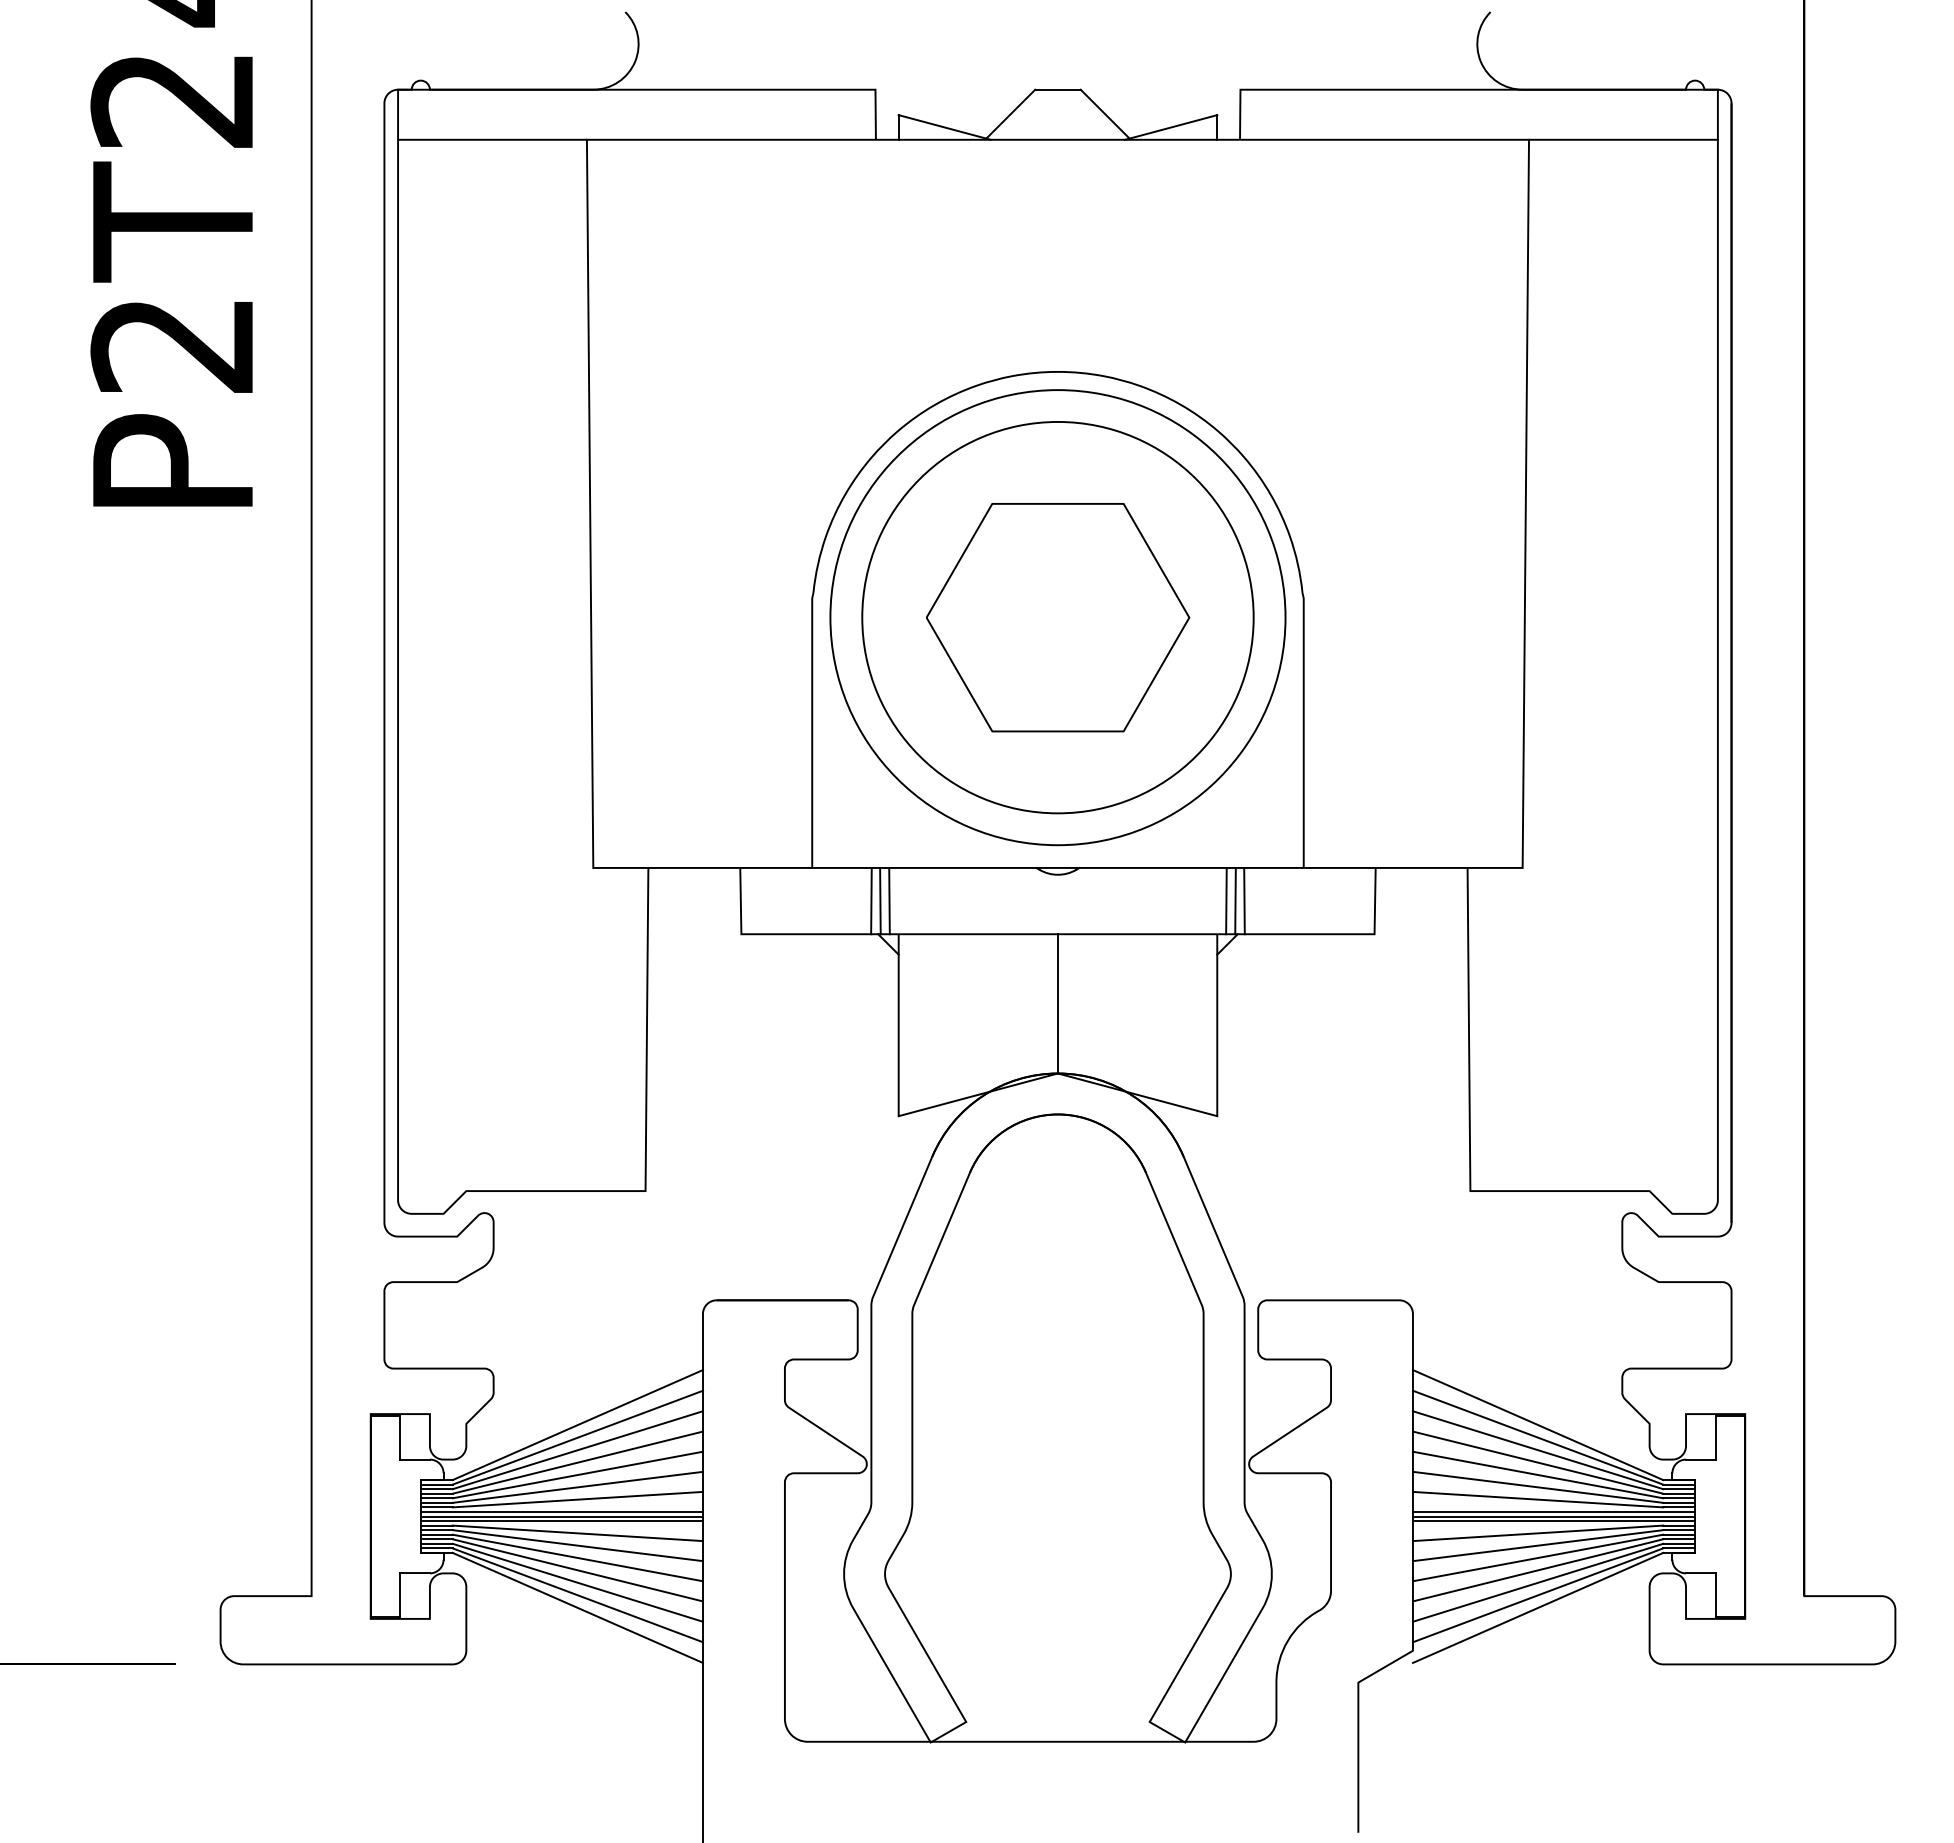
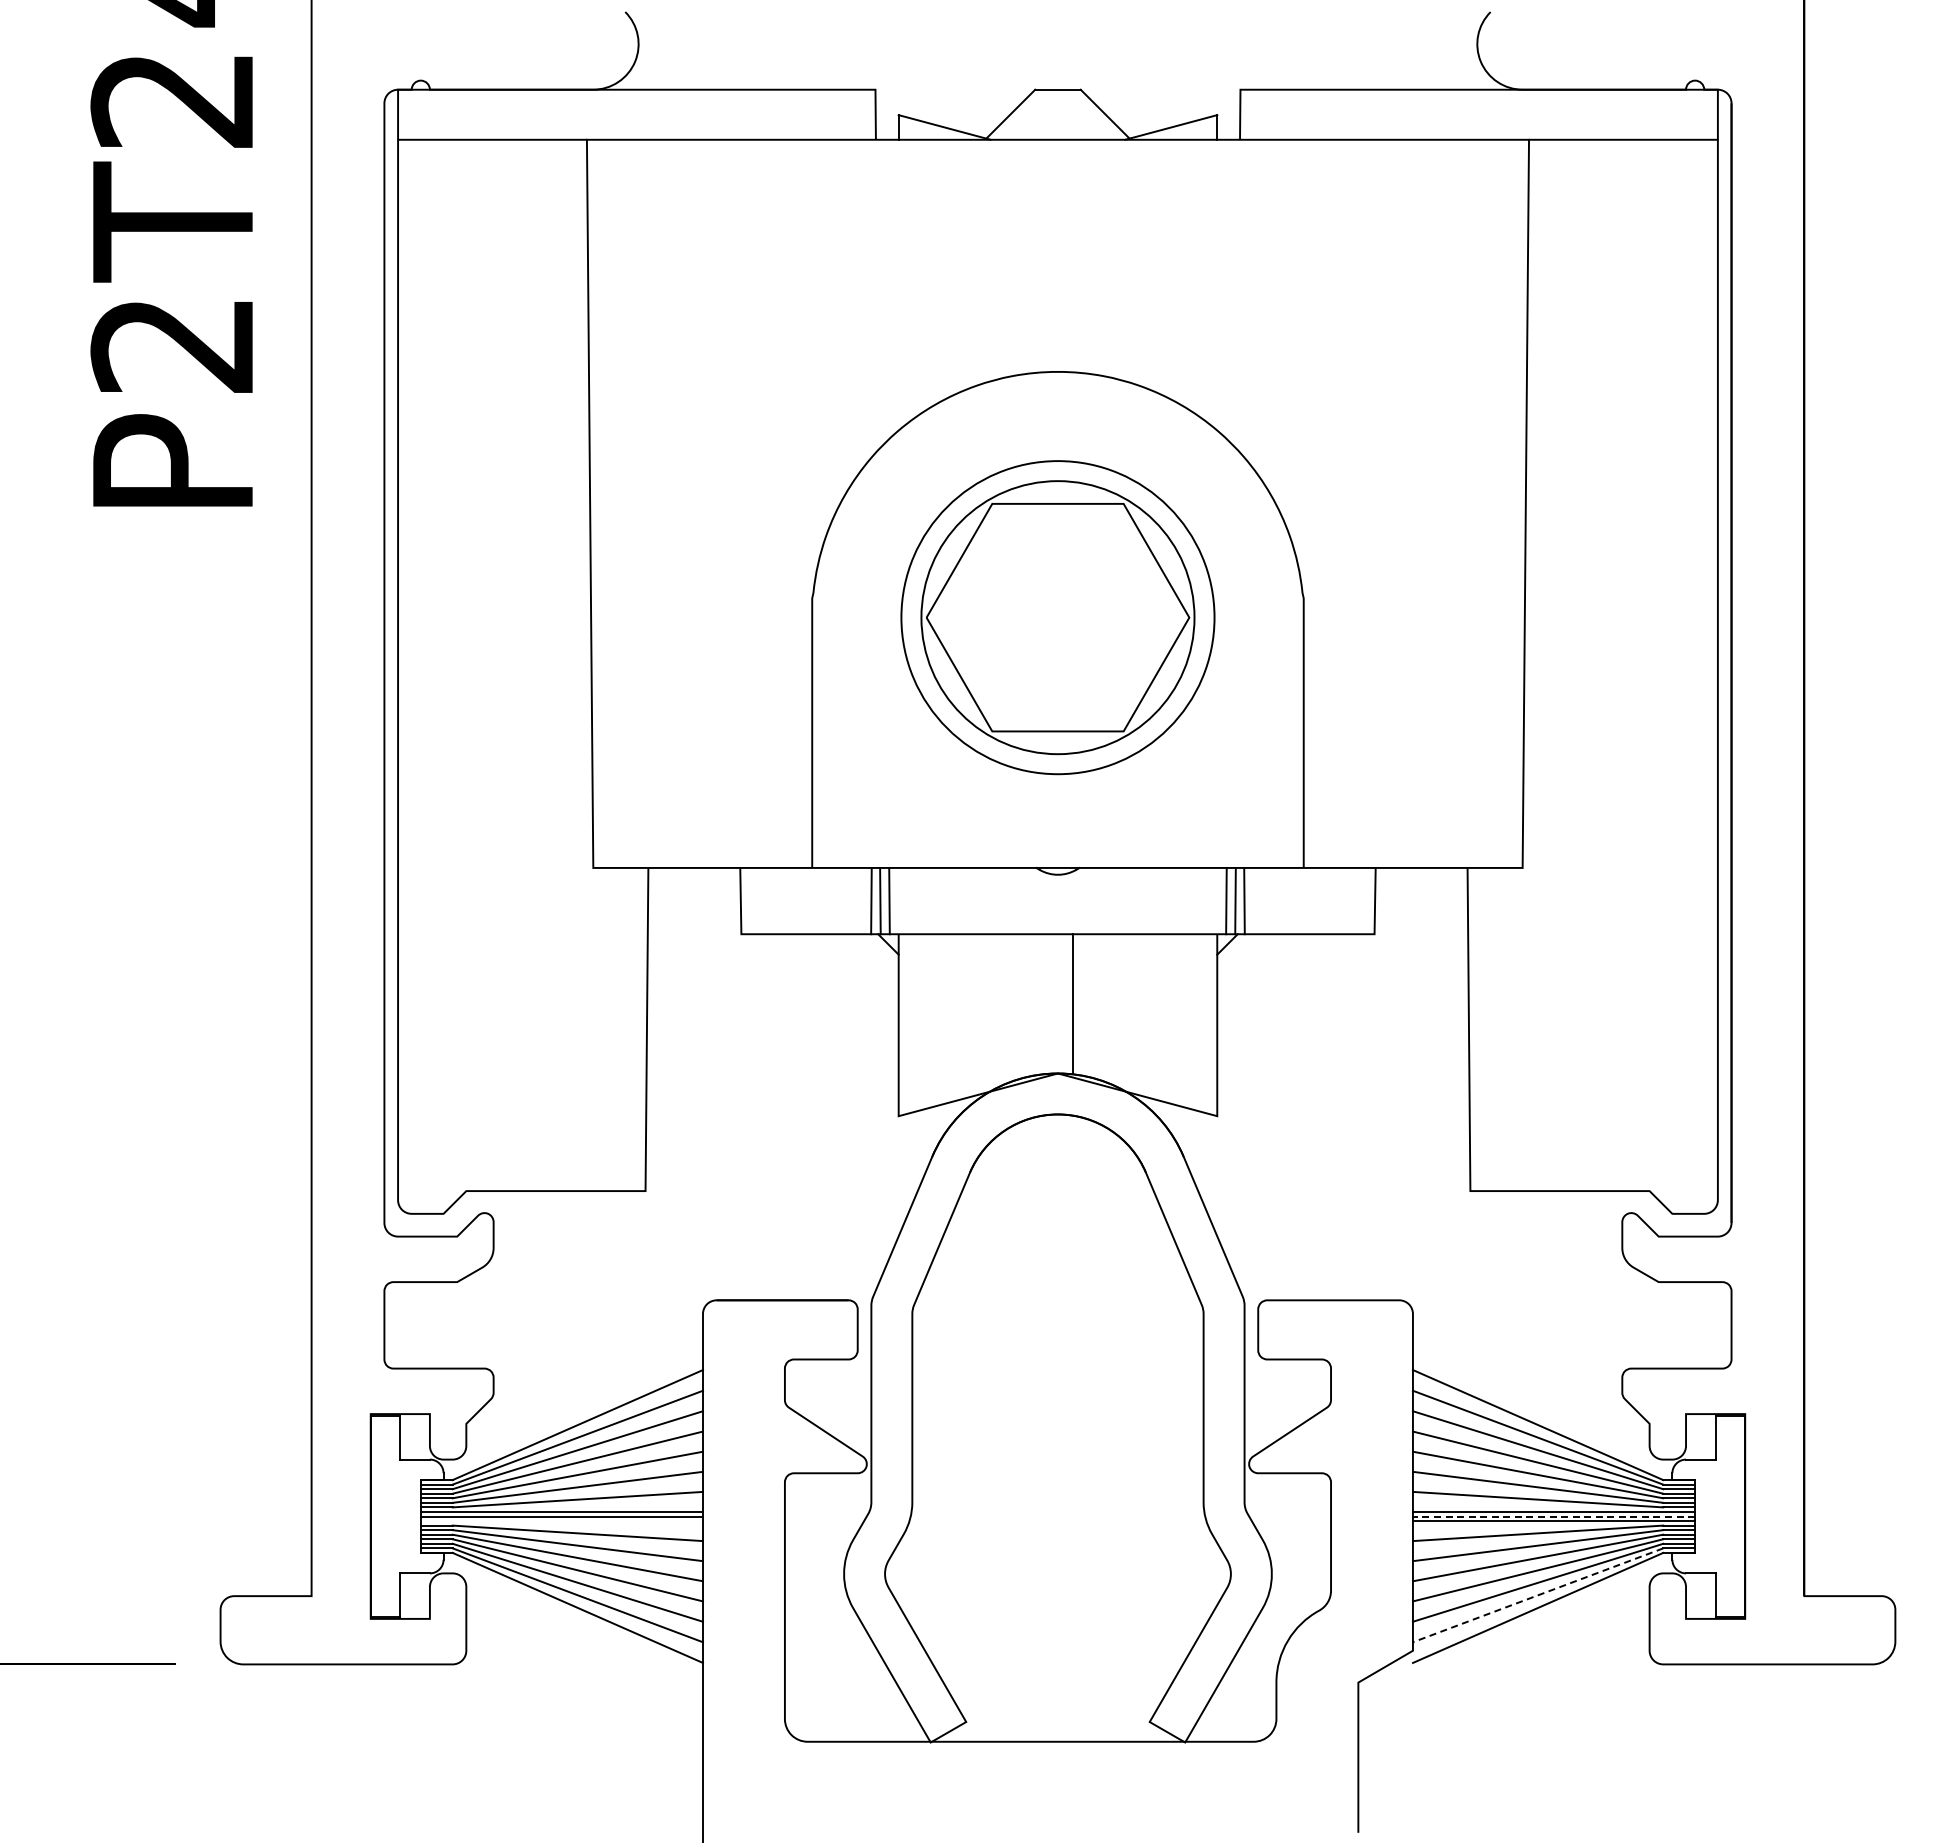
circle diameter: 391 px -> 313 px (1057, 617)
circle diameter: 455 px -> 273 px (1057, 617)
line position: (1057, 1003) -> (1072, 1003) (1072, 1003)
line: solid -> dashed (1553, 1516)
line: present -> none (561, 1521)
line: solid -> dashed (1538, 1595)
